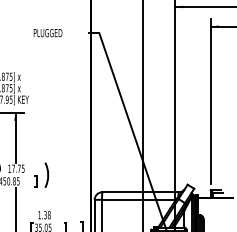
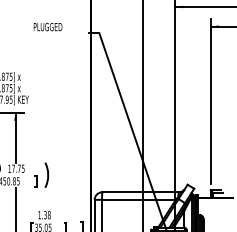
text position: (47, 33) -> (47, 27) (47, 27)
